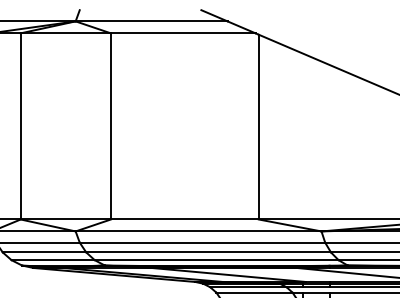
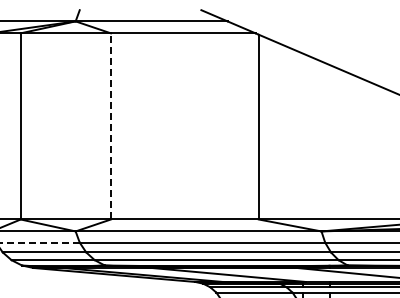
line: solid -> dashed (110, 125)
line: solid -> dashed (39, 242)
